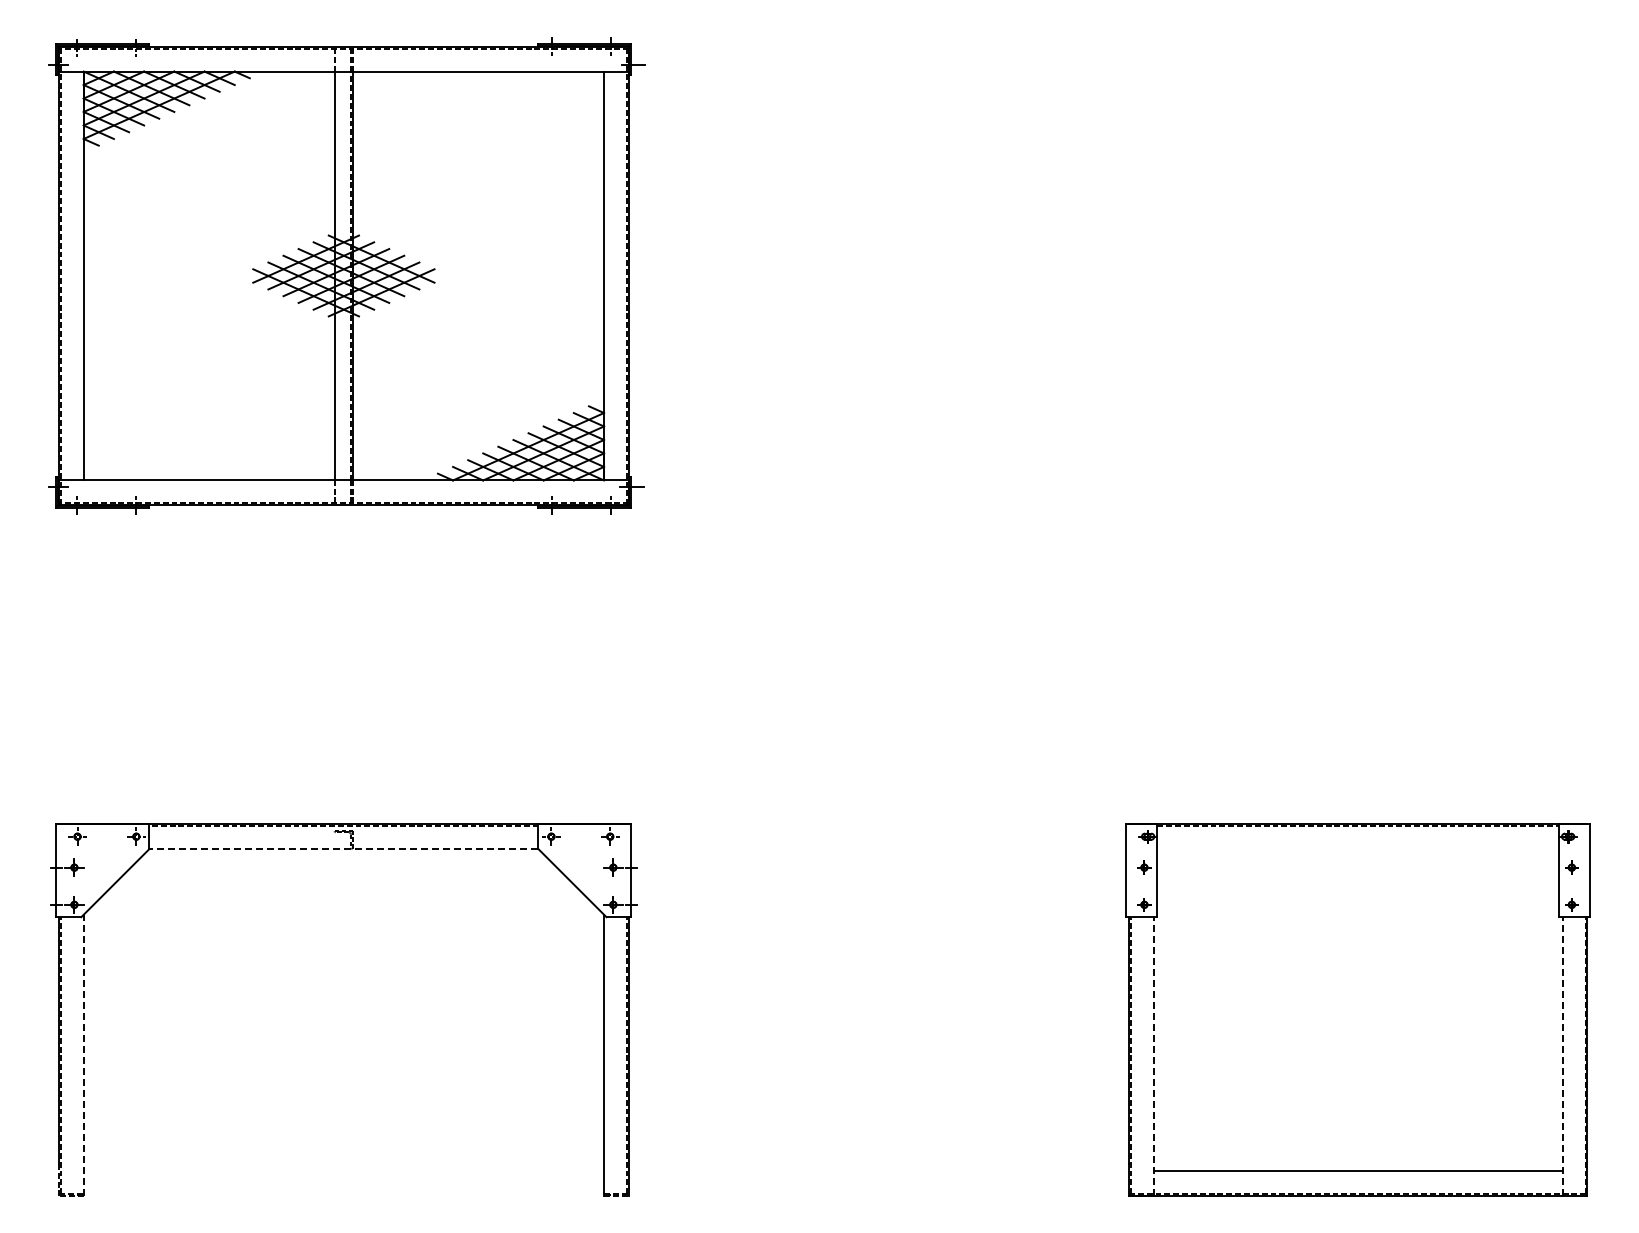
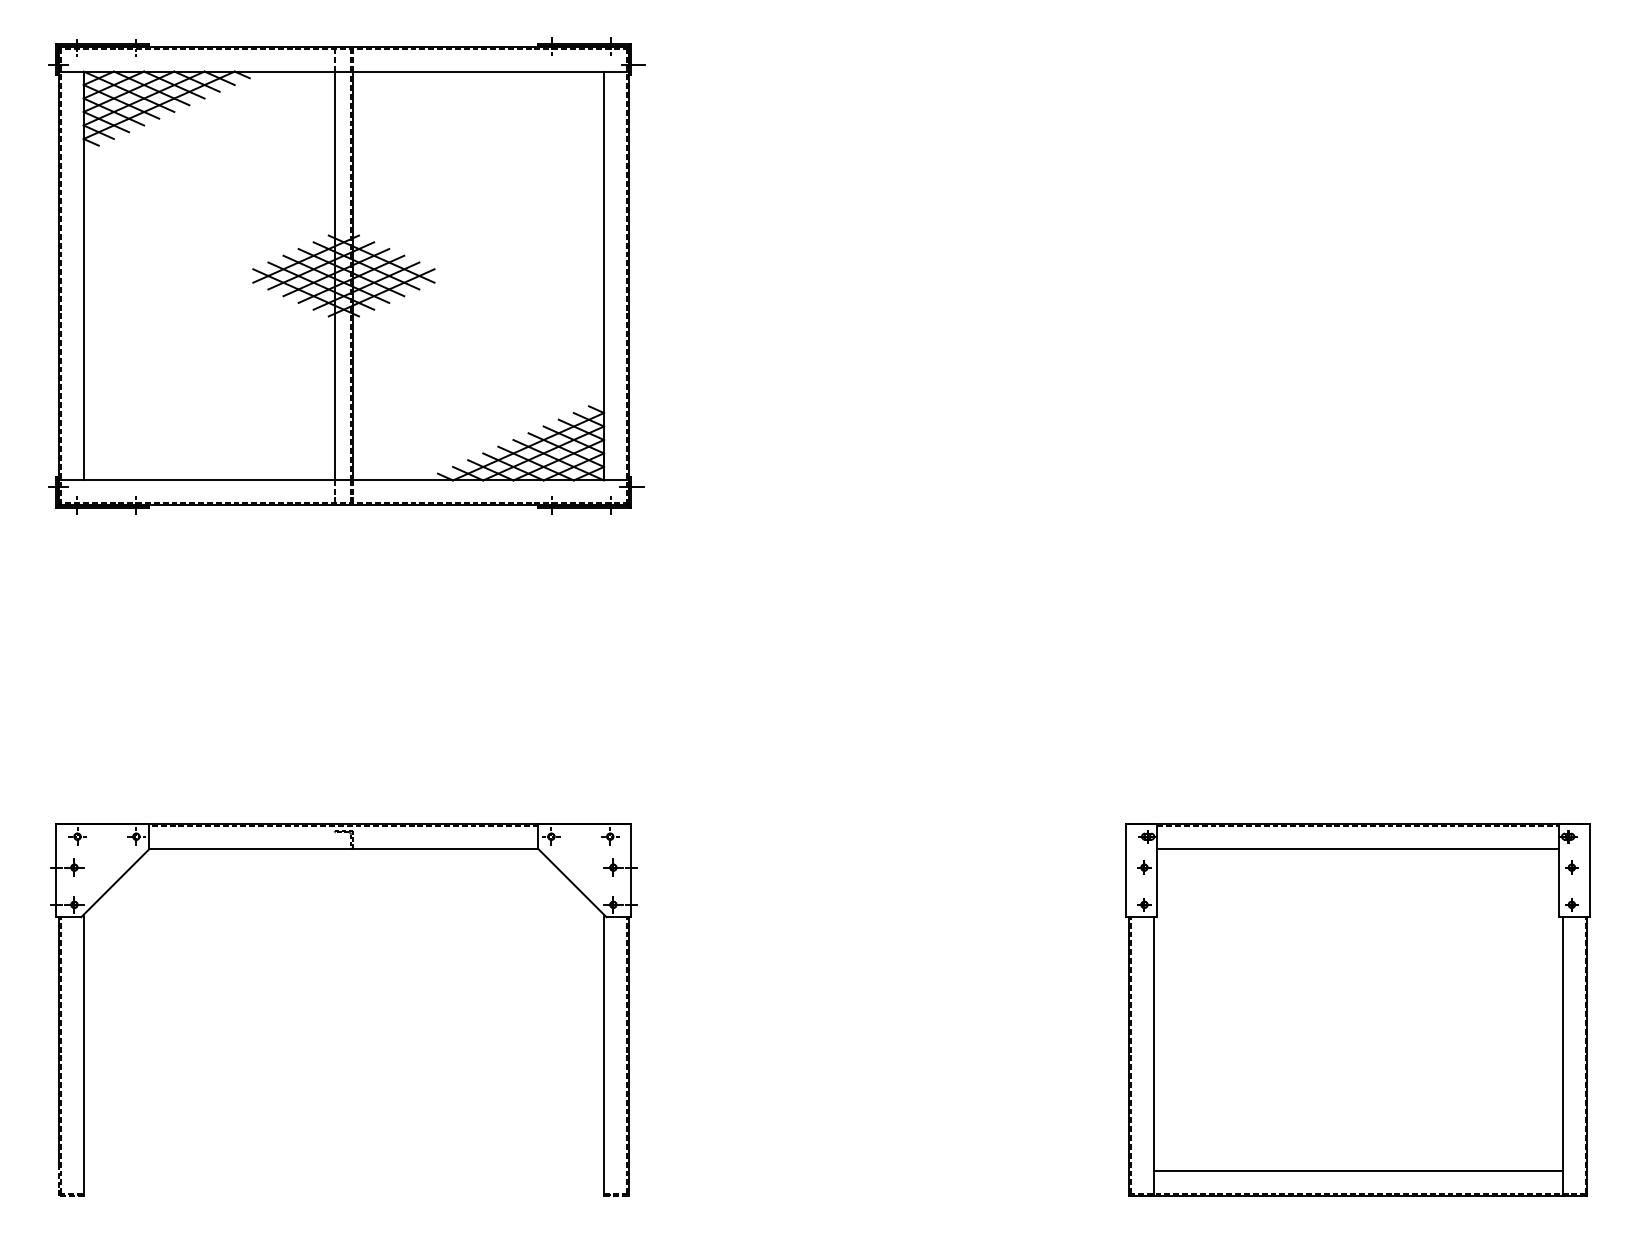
line: dashed -> solid (343, 849)
line: none -> present (1357, 849)
line: dashed -> solid (83, 1055)
line: dashed -> solid (1153, 1056)
line: dashed -> solid (1562, 1056)
